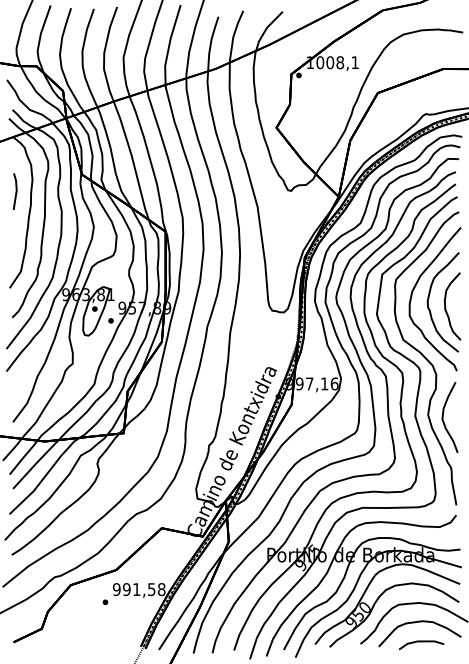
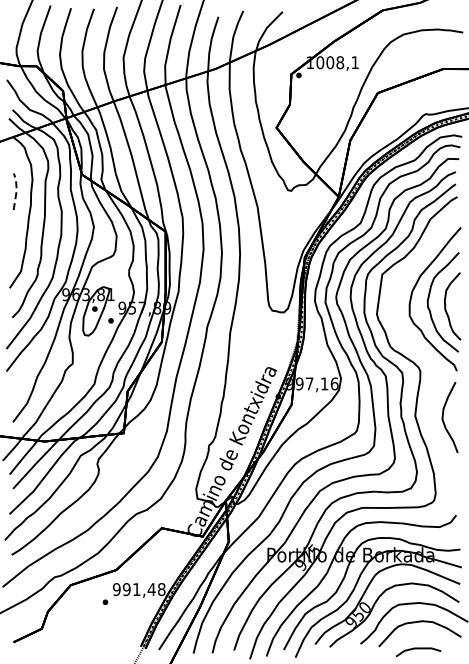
line: solid -> dashed (16, 190)
curve: present -> none (426, 358)
text: 991,58 -> 991,48 (151, 589)
line position: (421, 642) -> (418, 649) (418, 649)
